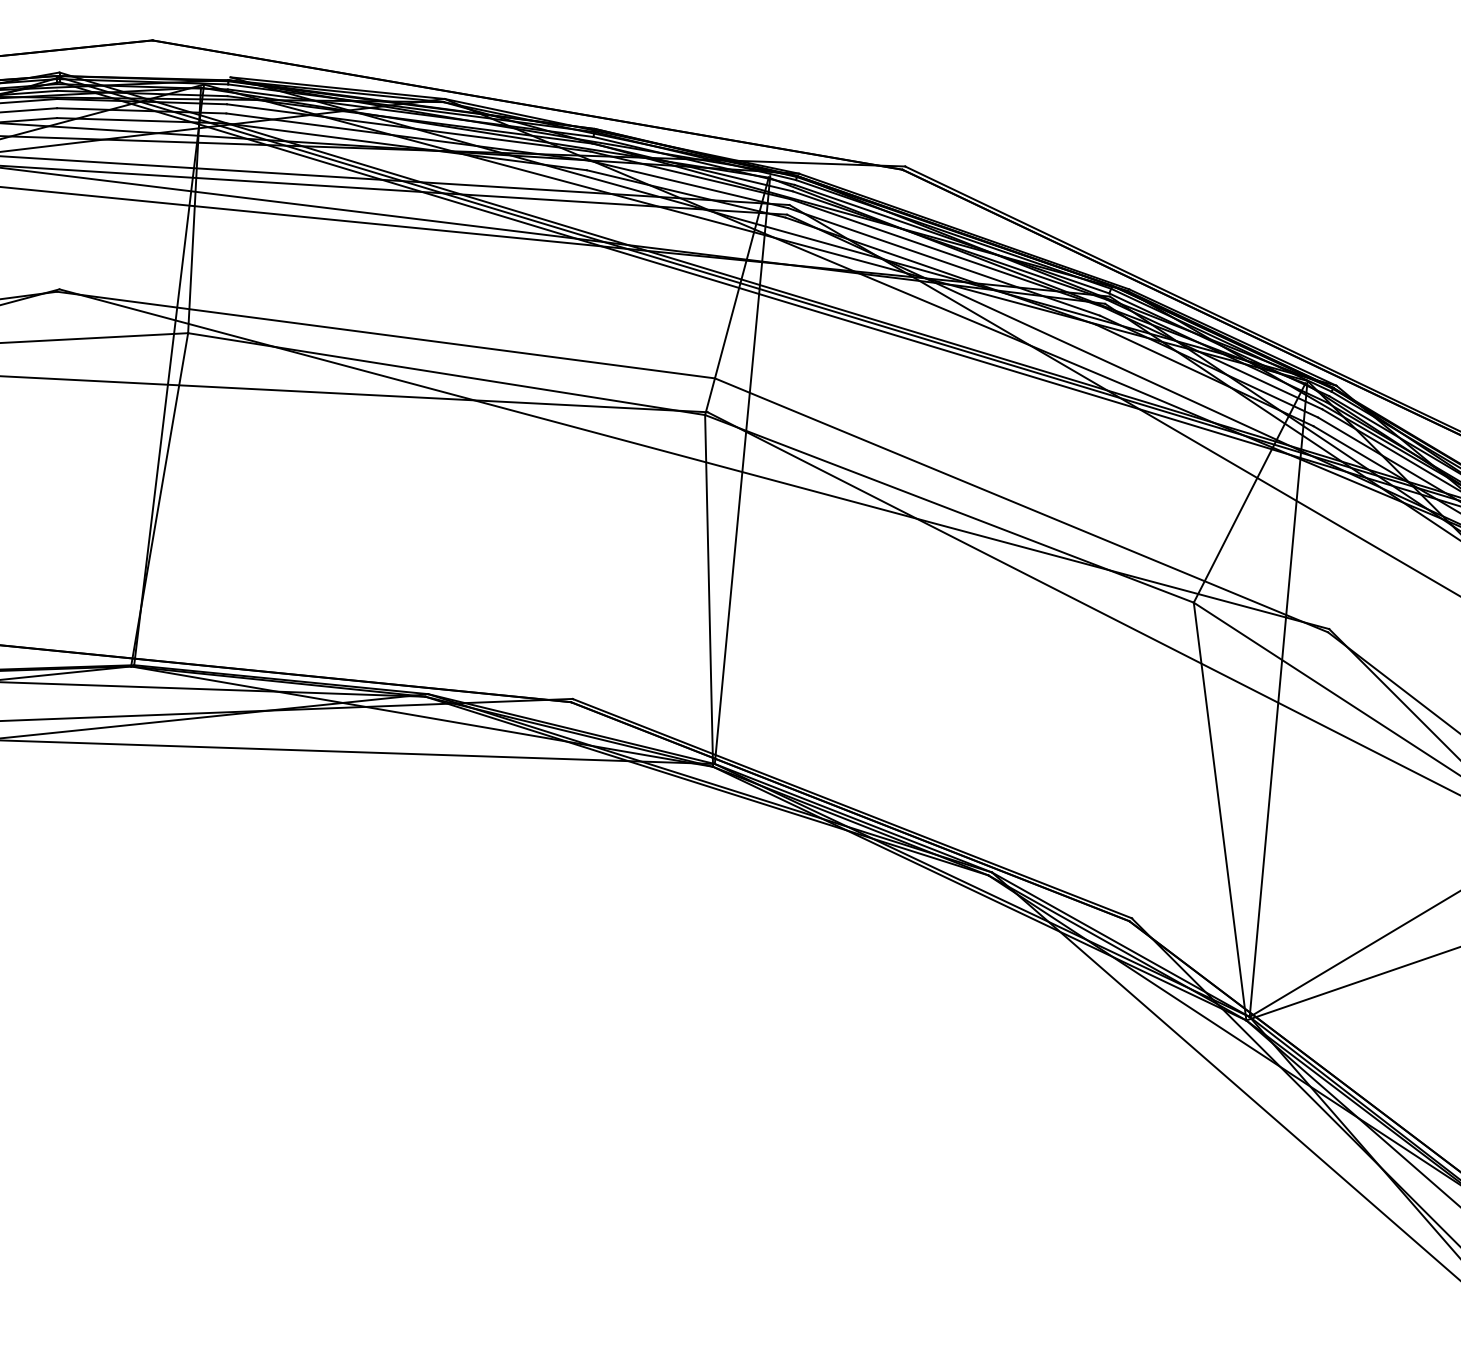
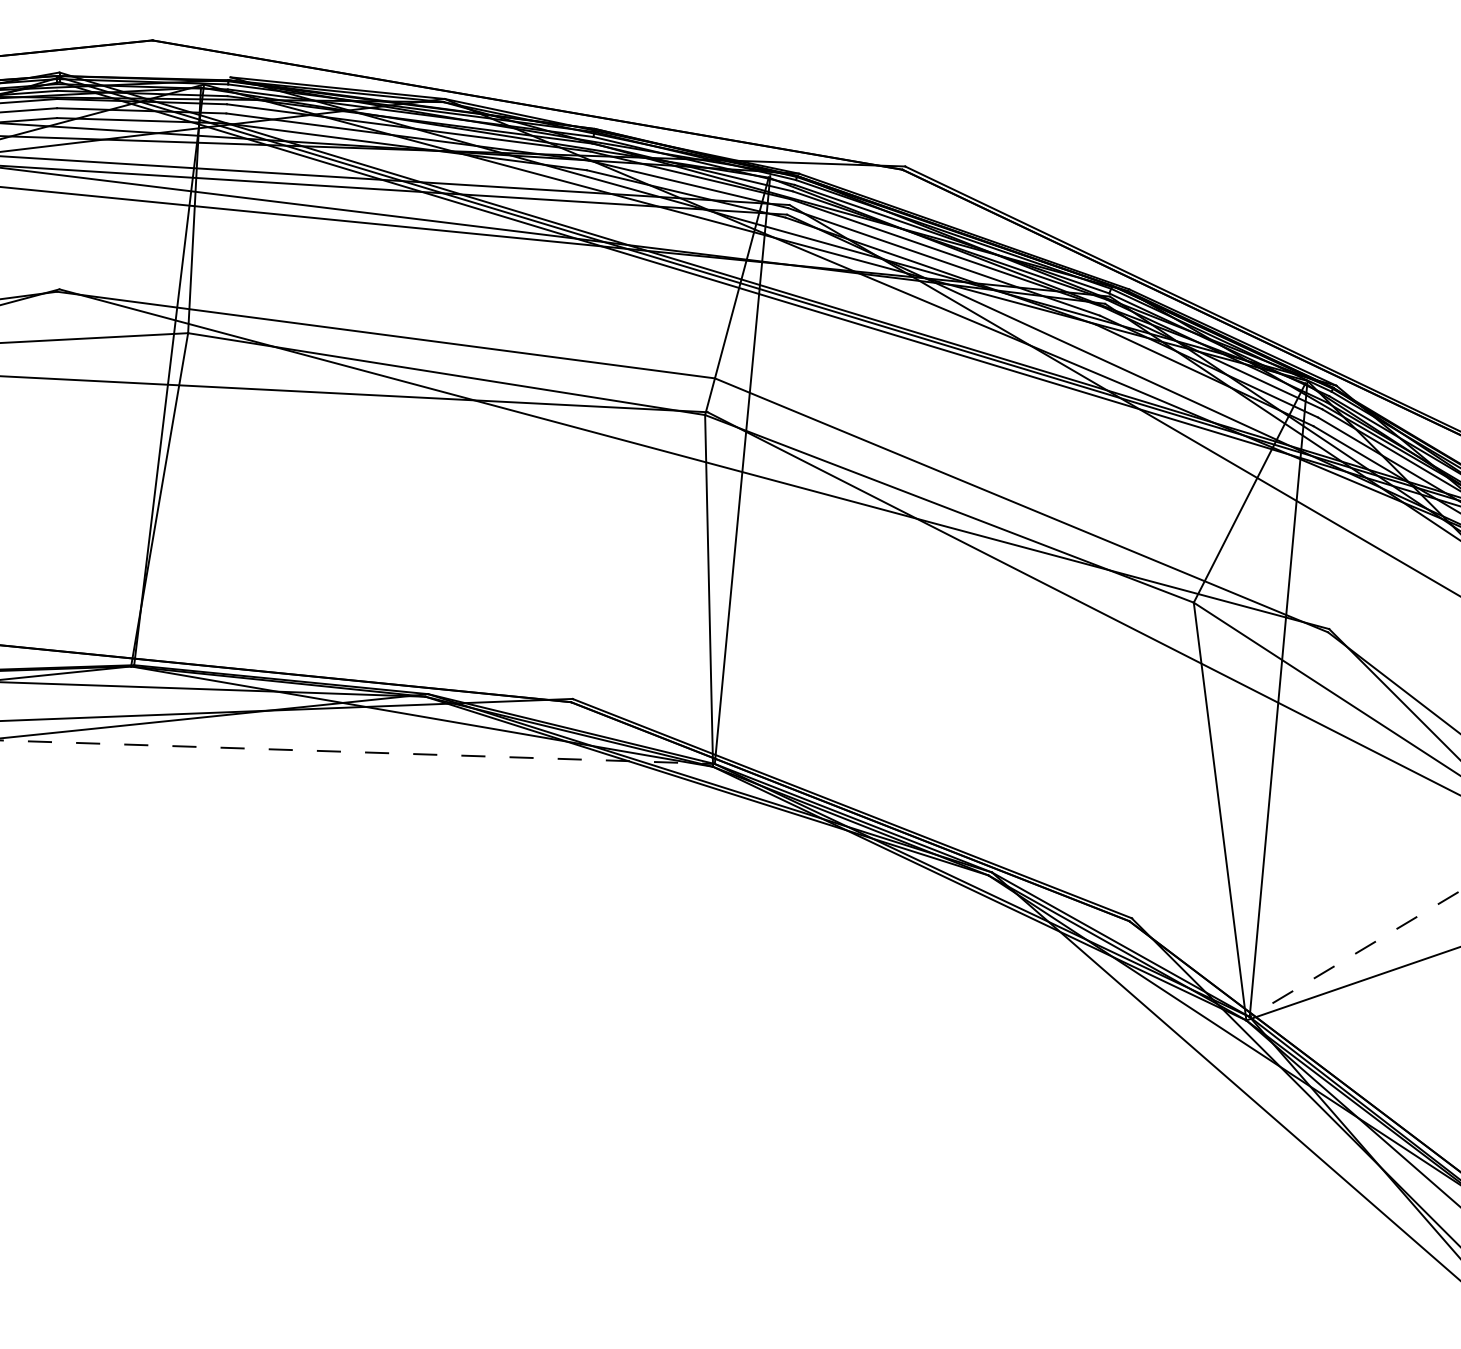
line: solid -> dashed (358, 752)
line: solid -> dashed (1355, 953)
